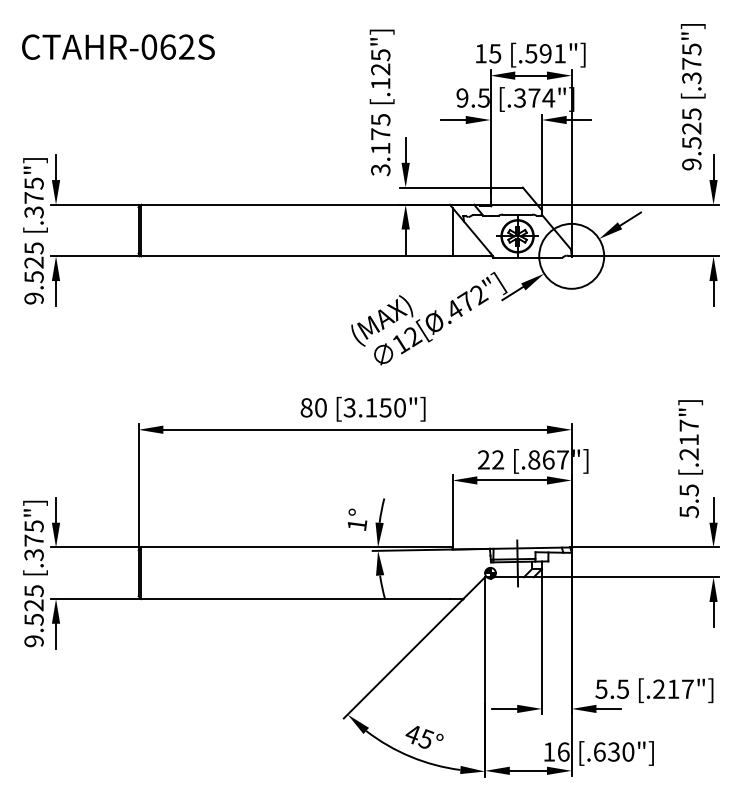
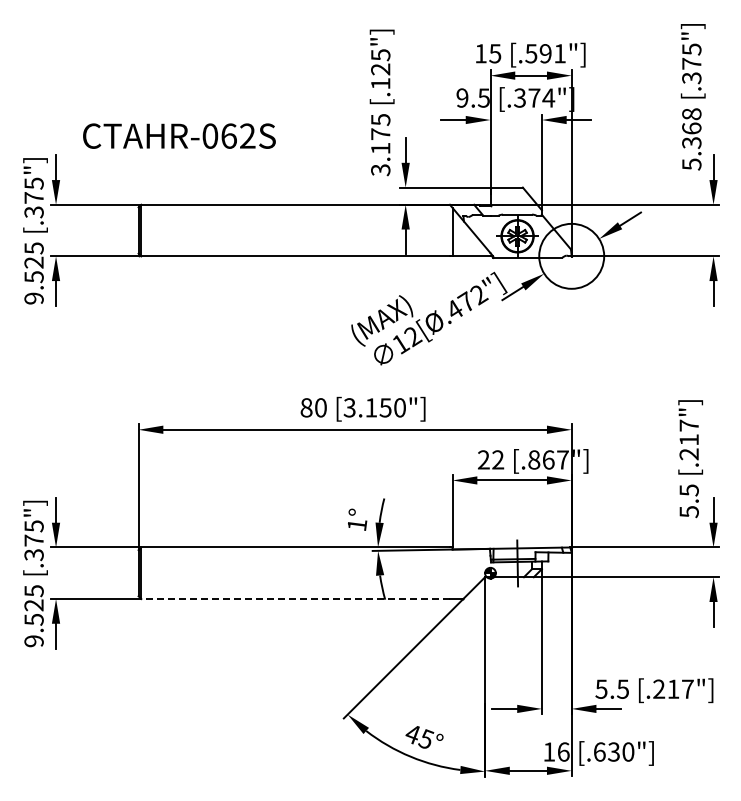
text position: (118, 46) -> (179, 135) (179, 135)
text: 9.525 -> 5.368 (691, 139)
line: solid -> dashed (295, 599)
